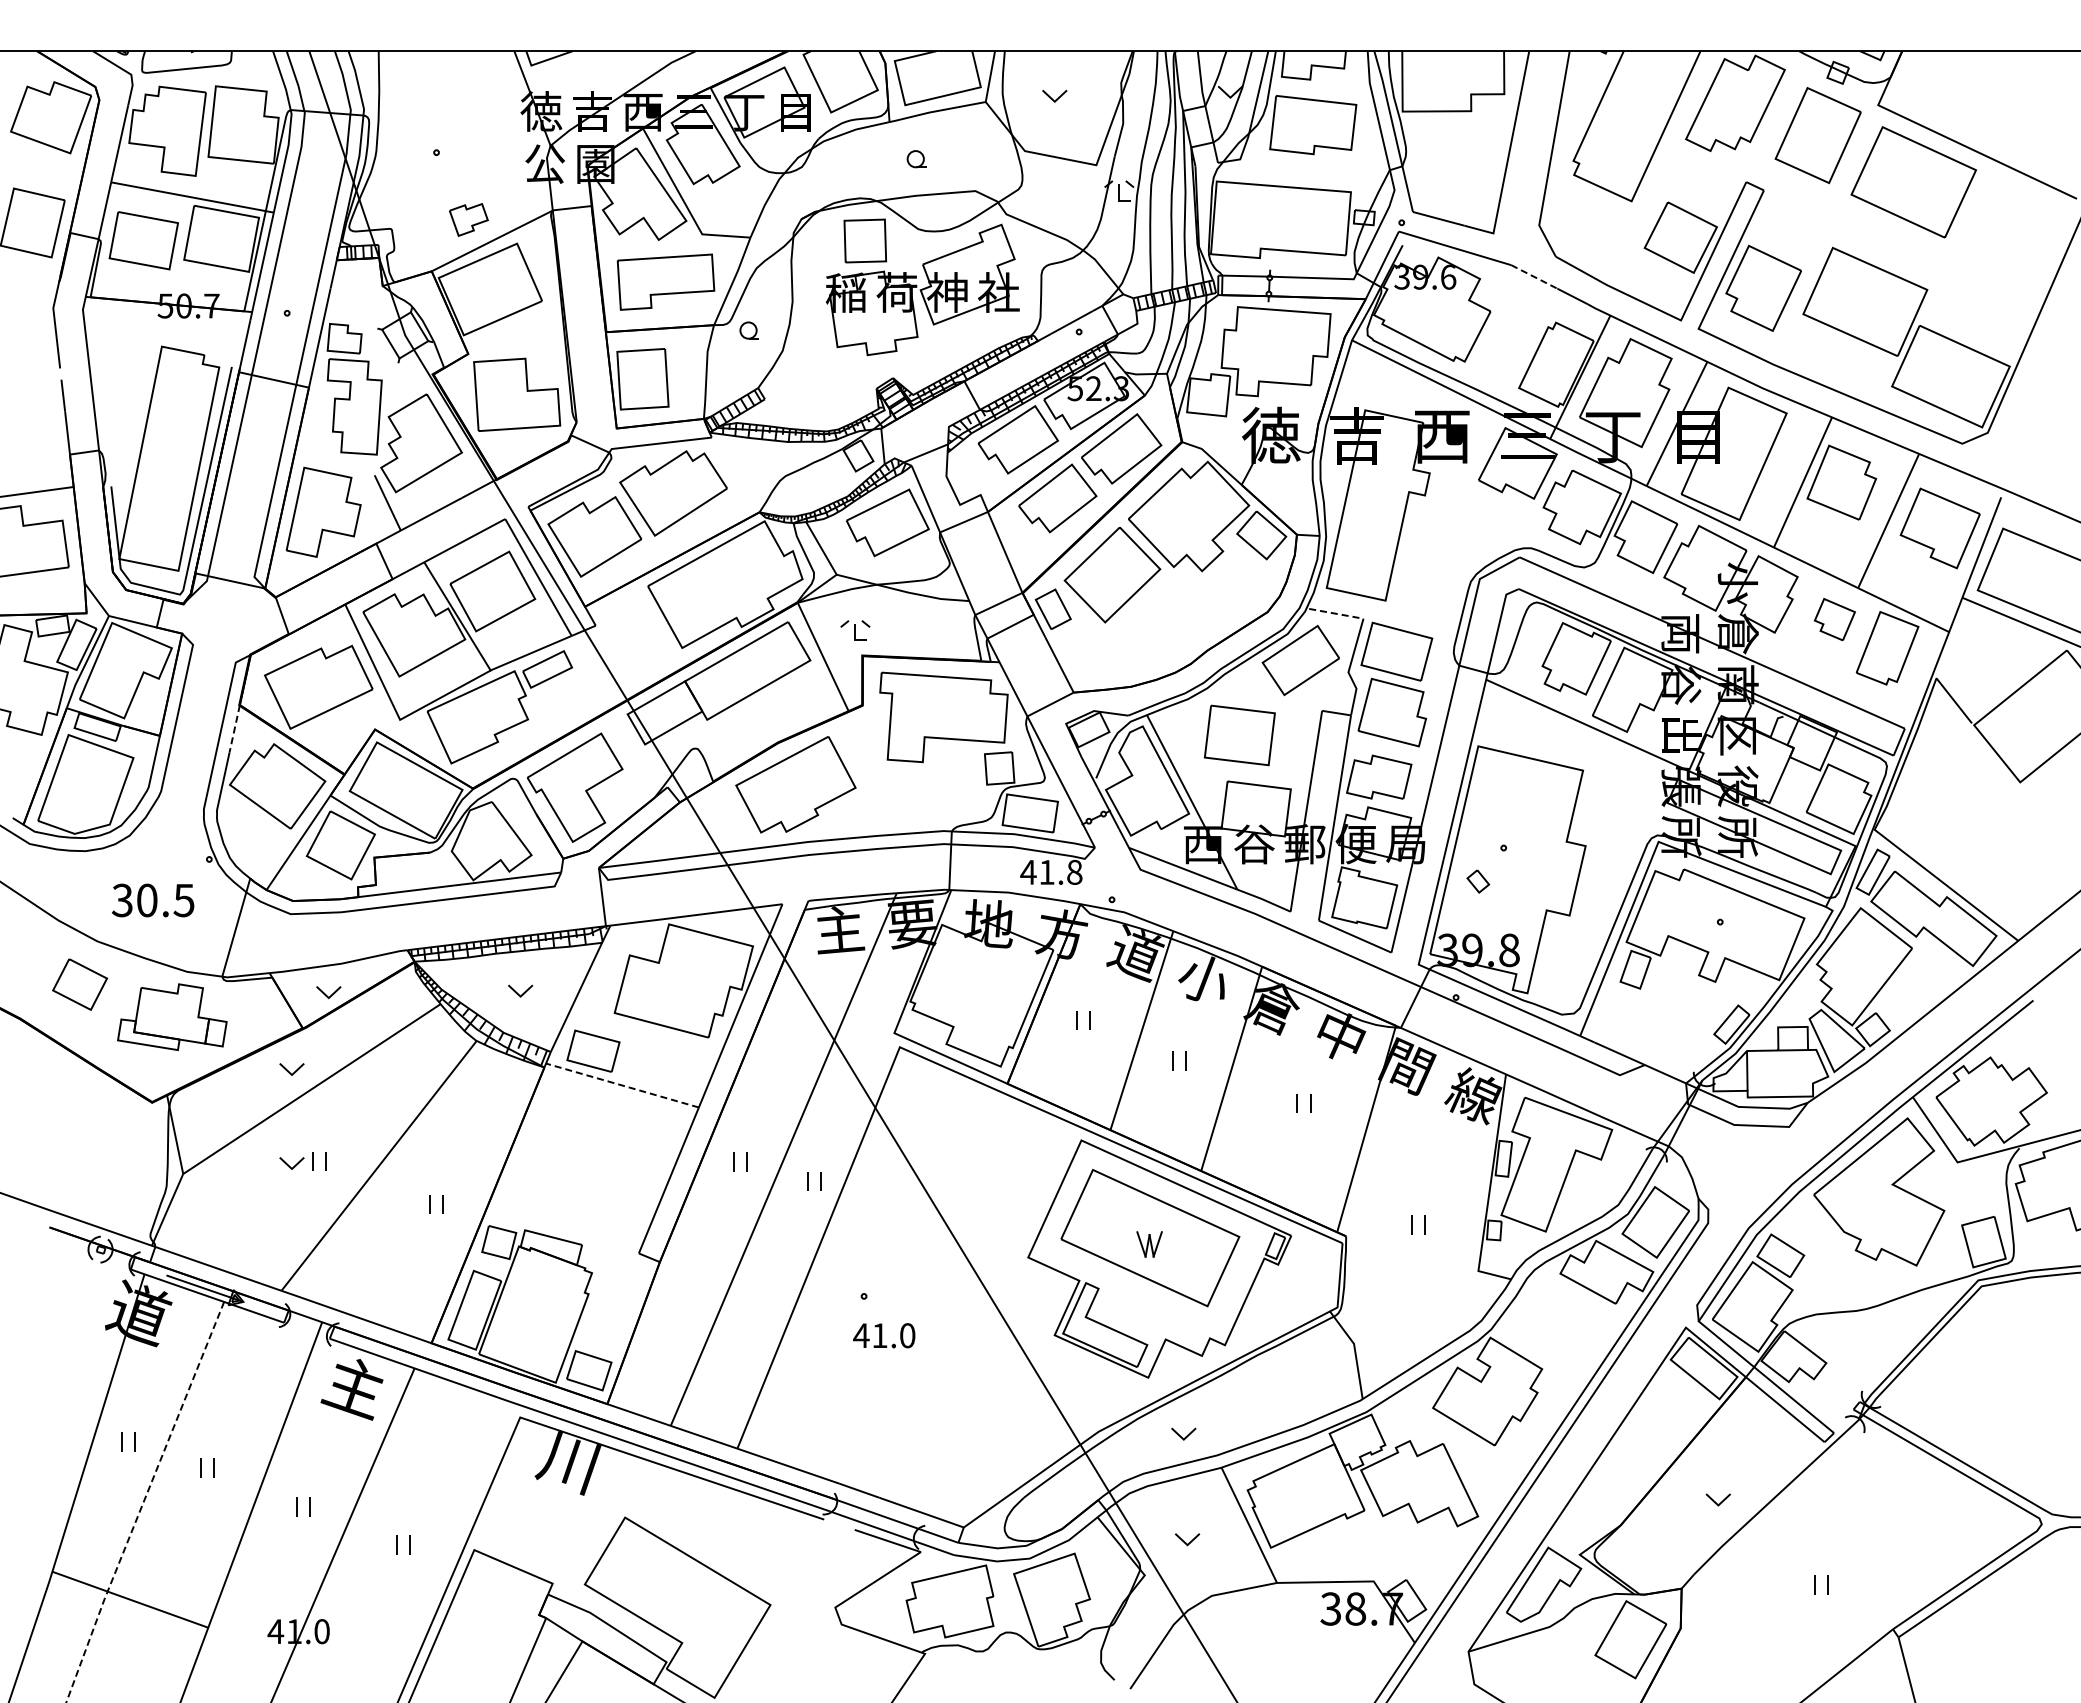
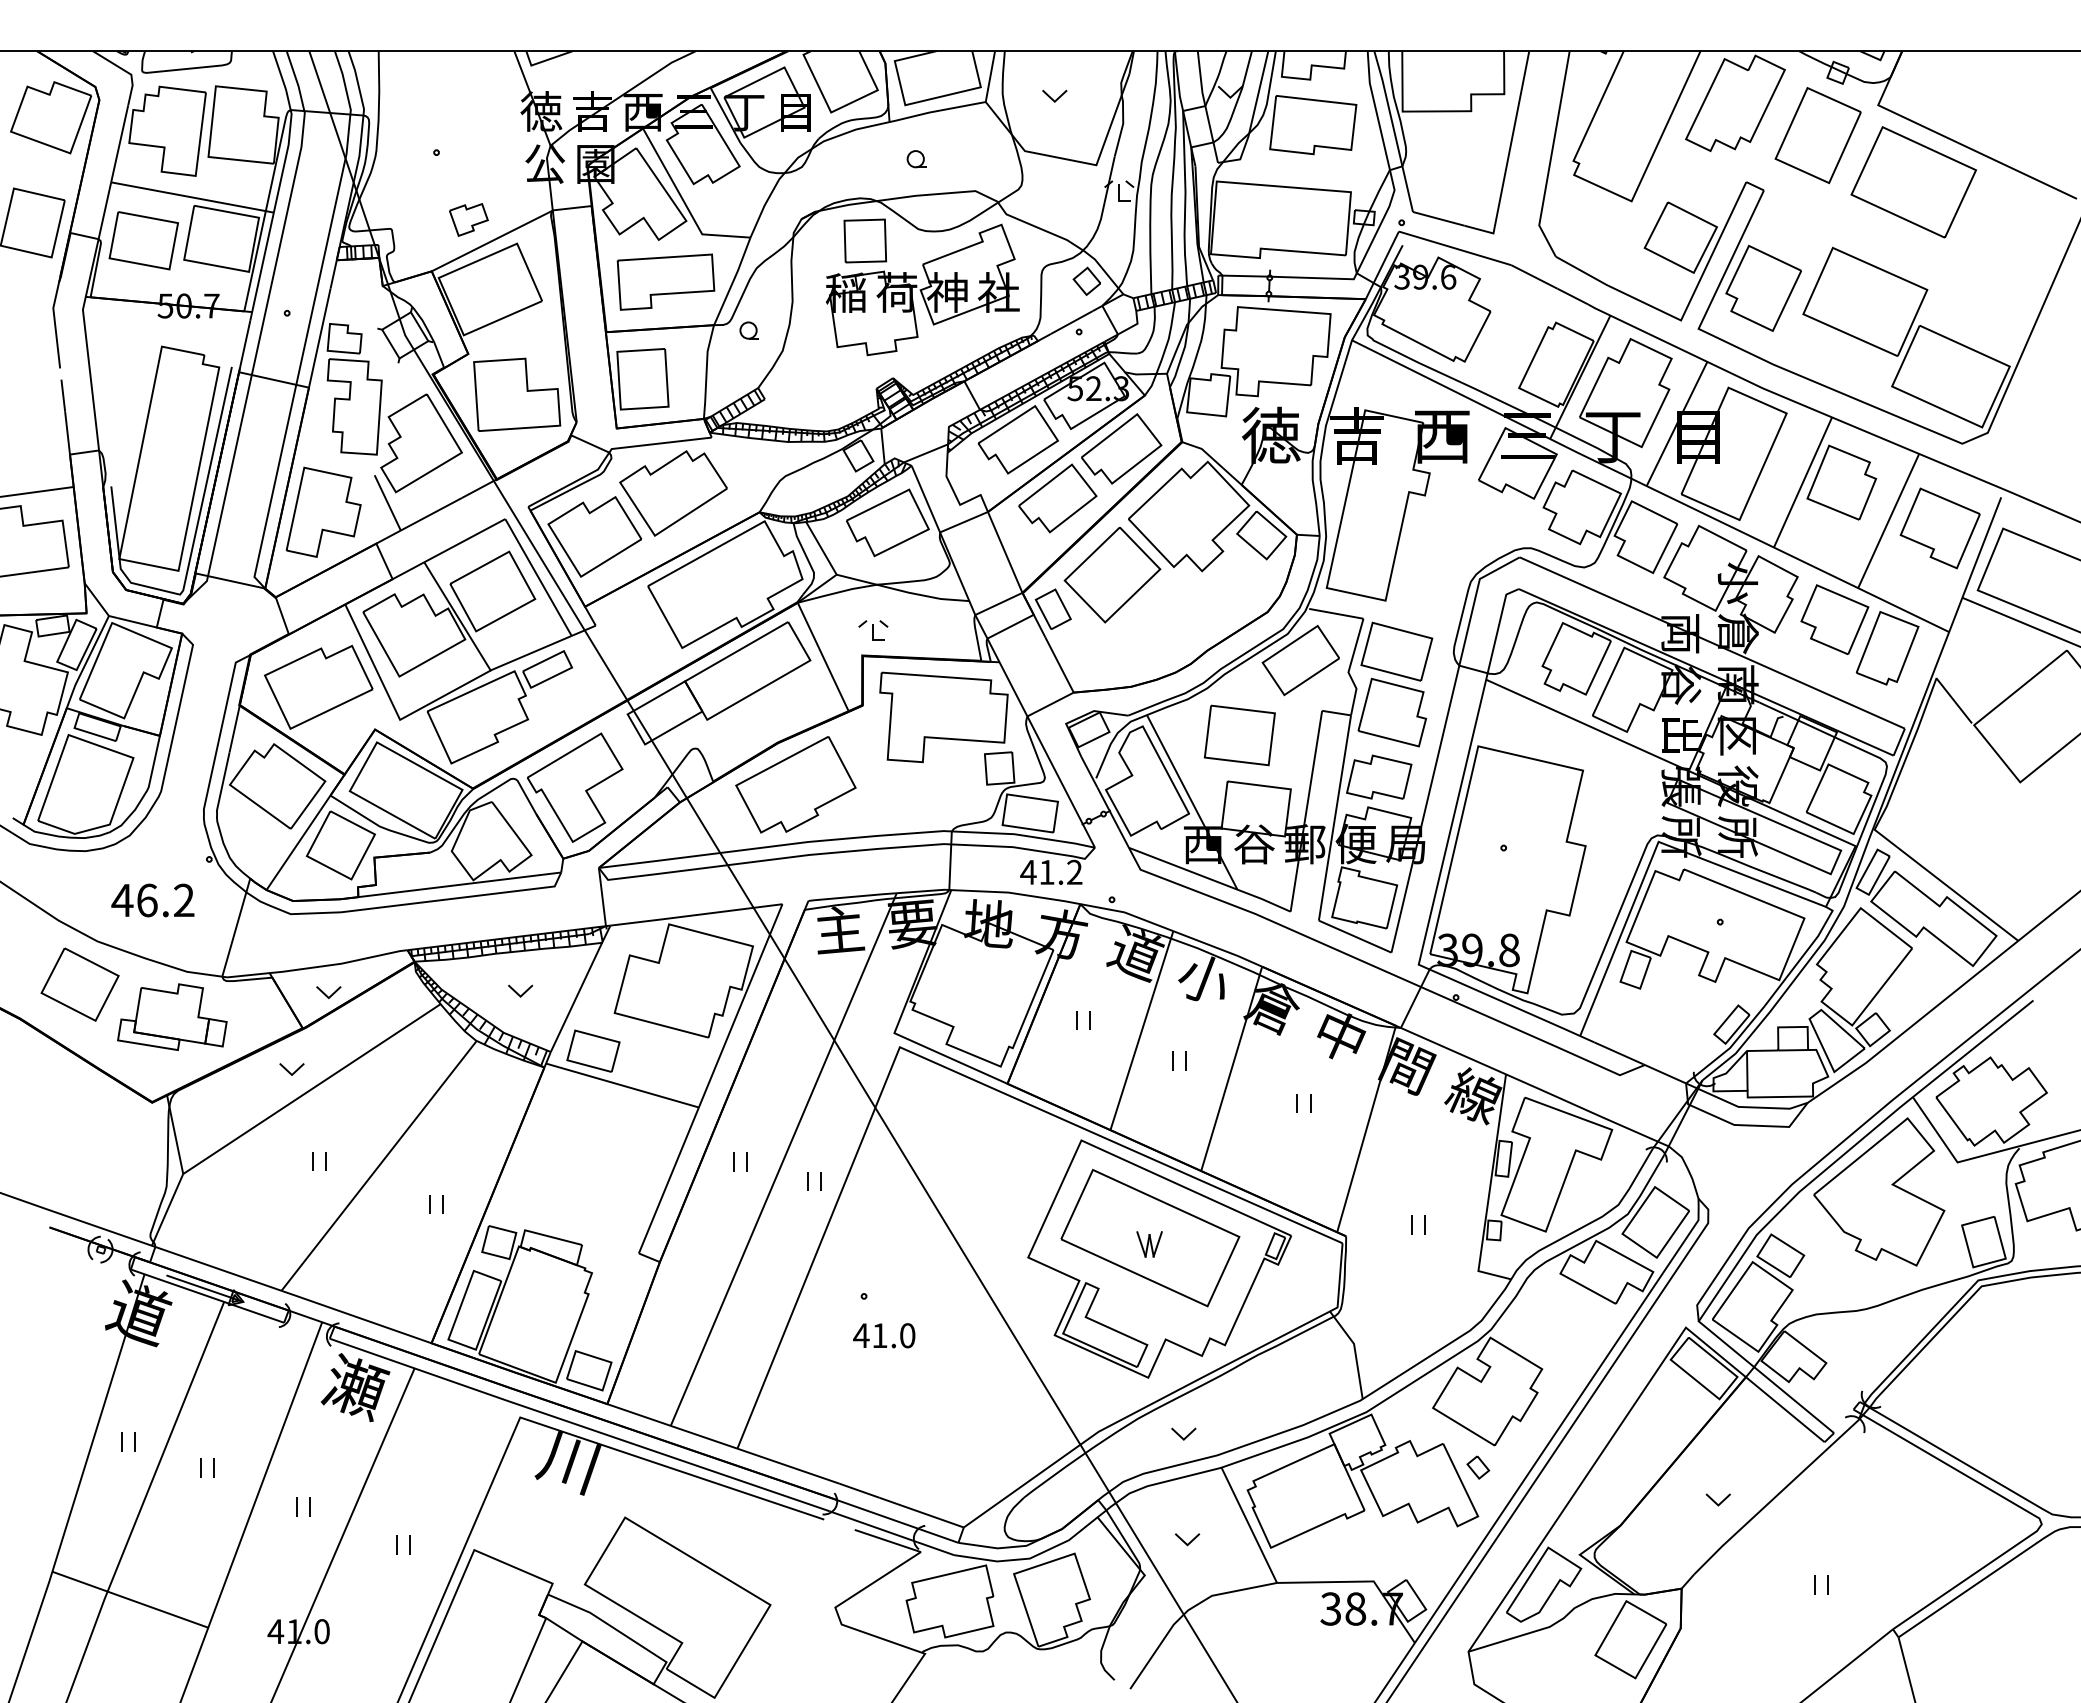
line: dashed -> solid (1534, 276)
part: none -> present (1086, 280)
line: dashed -> solid (1336, 613)
part size: 42x44 px -> 70x71 px (1834, 619)
part position: (855, 630) -> (873, 630) (873, 630)
line: dashed -> solid (234, 728)
text: 41.8 -> 41.2 (1074, 871)
part position: (1478, 881) -> (1478, 1467) (1478, 1467)
text: 30.5 -> 46.2 (152, 900)
part size: 57x53 px -> 80x75 px (79, 984)
line: dashed -> solid (622, 1085)
part: present -> none (291, 1163)
text: 主 -> 瀬 (355, 1387)
line: dashed -> solid (143, 1502)
